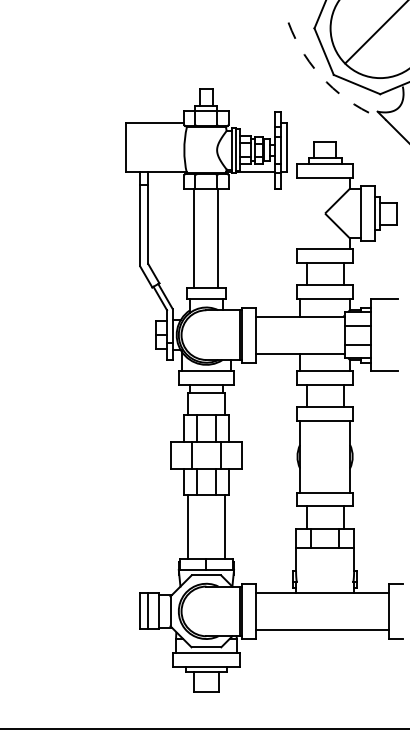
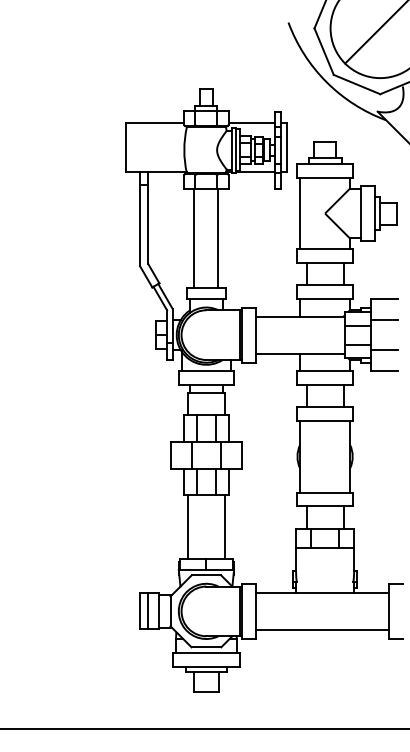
arc: dashed -> solid (326, 82)
line: none -> present (251, 122)
line: none -> present (300, 213)
line: none -> present (384, 320)
line: none -> present (384, 350)
